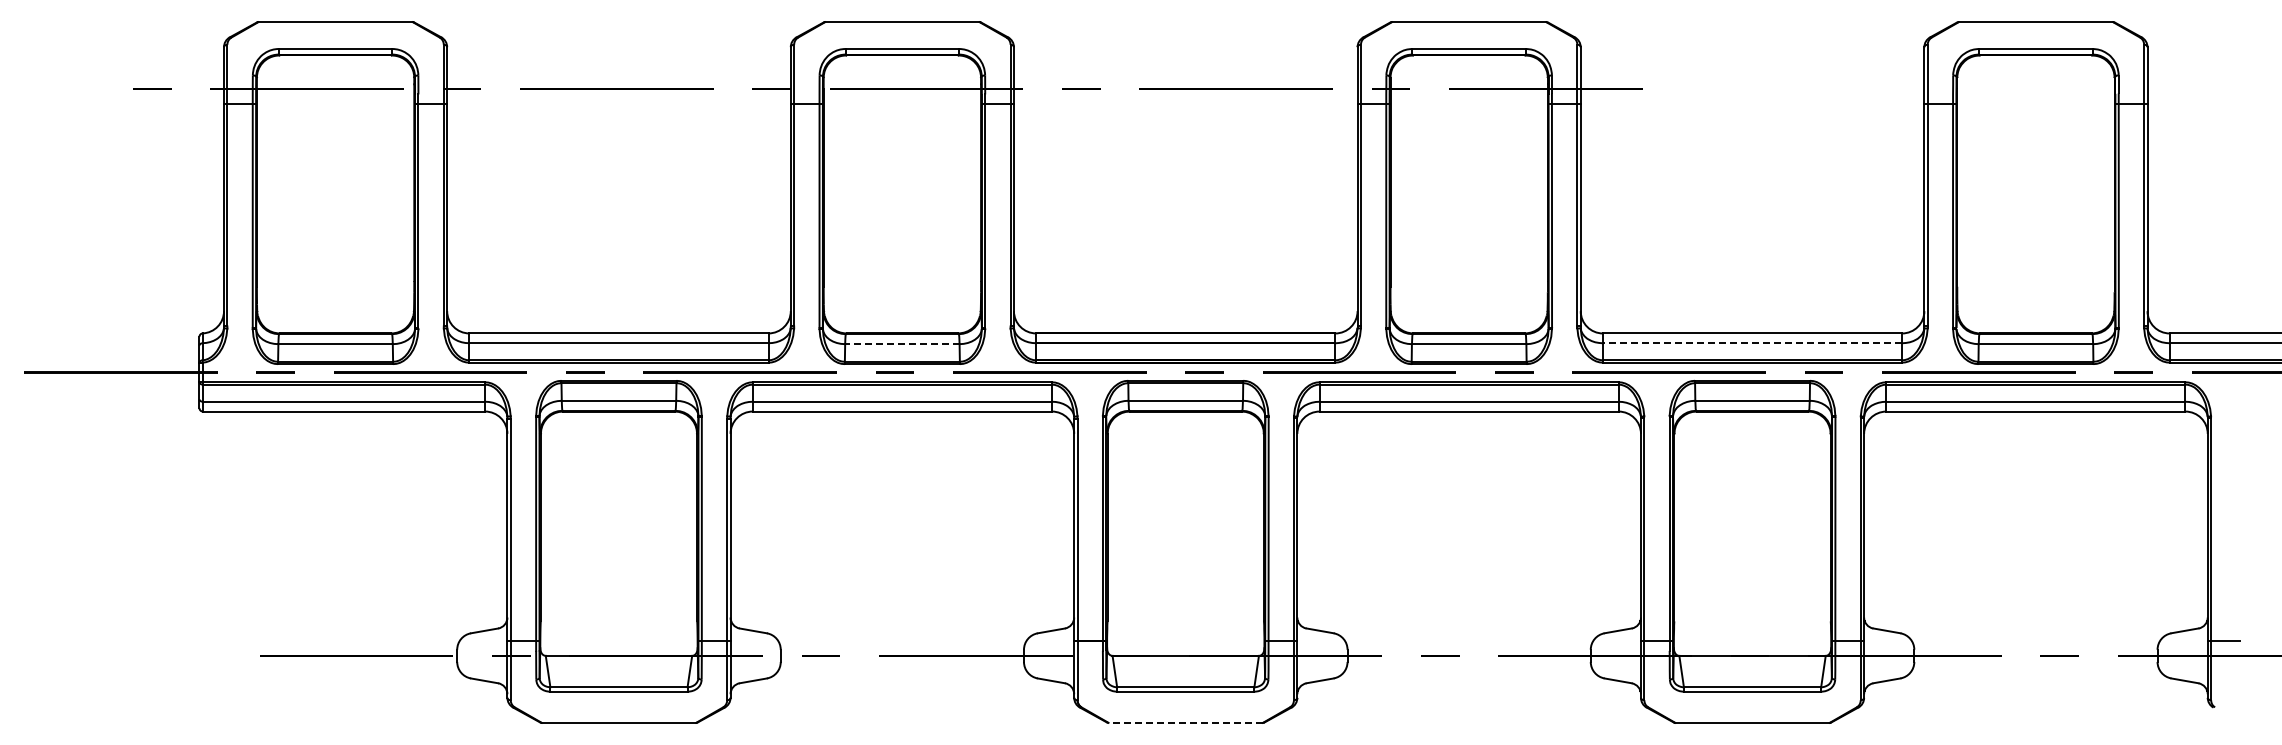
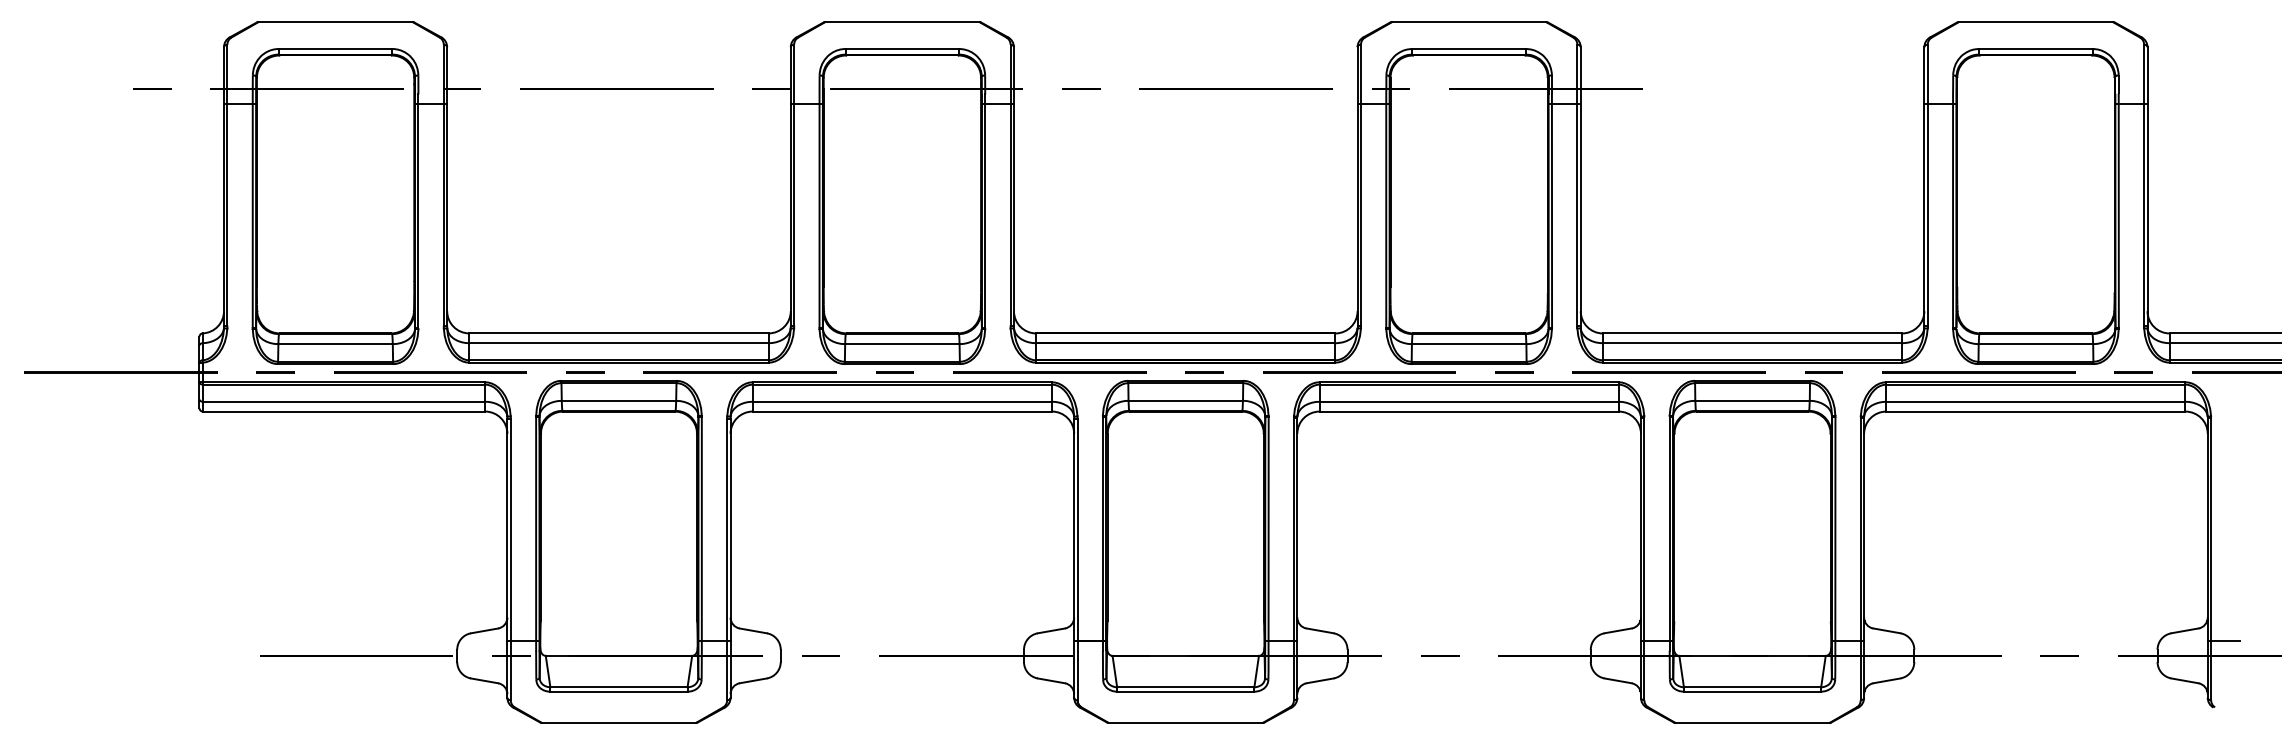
line: dashed -> solid (1752, 343)
line: dashed -> solid (901, 344)
line: dashed -> solid (1185, 722)
